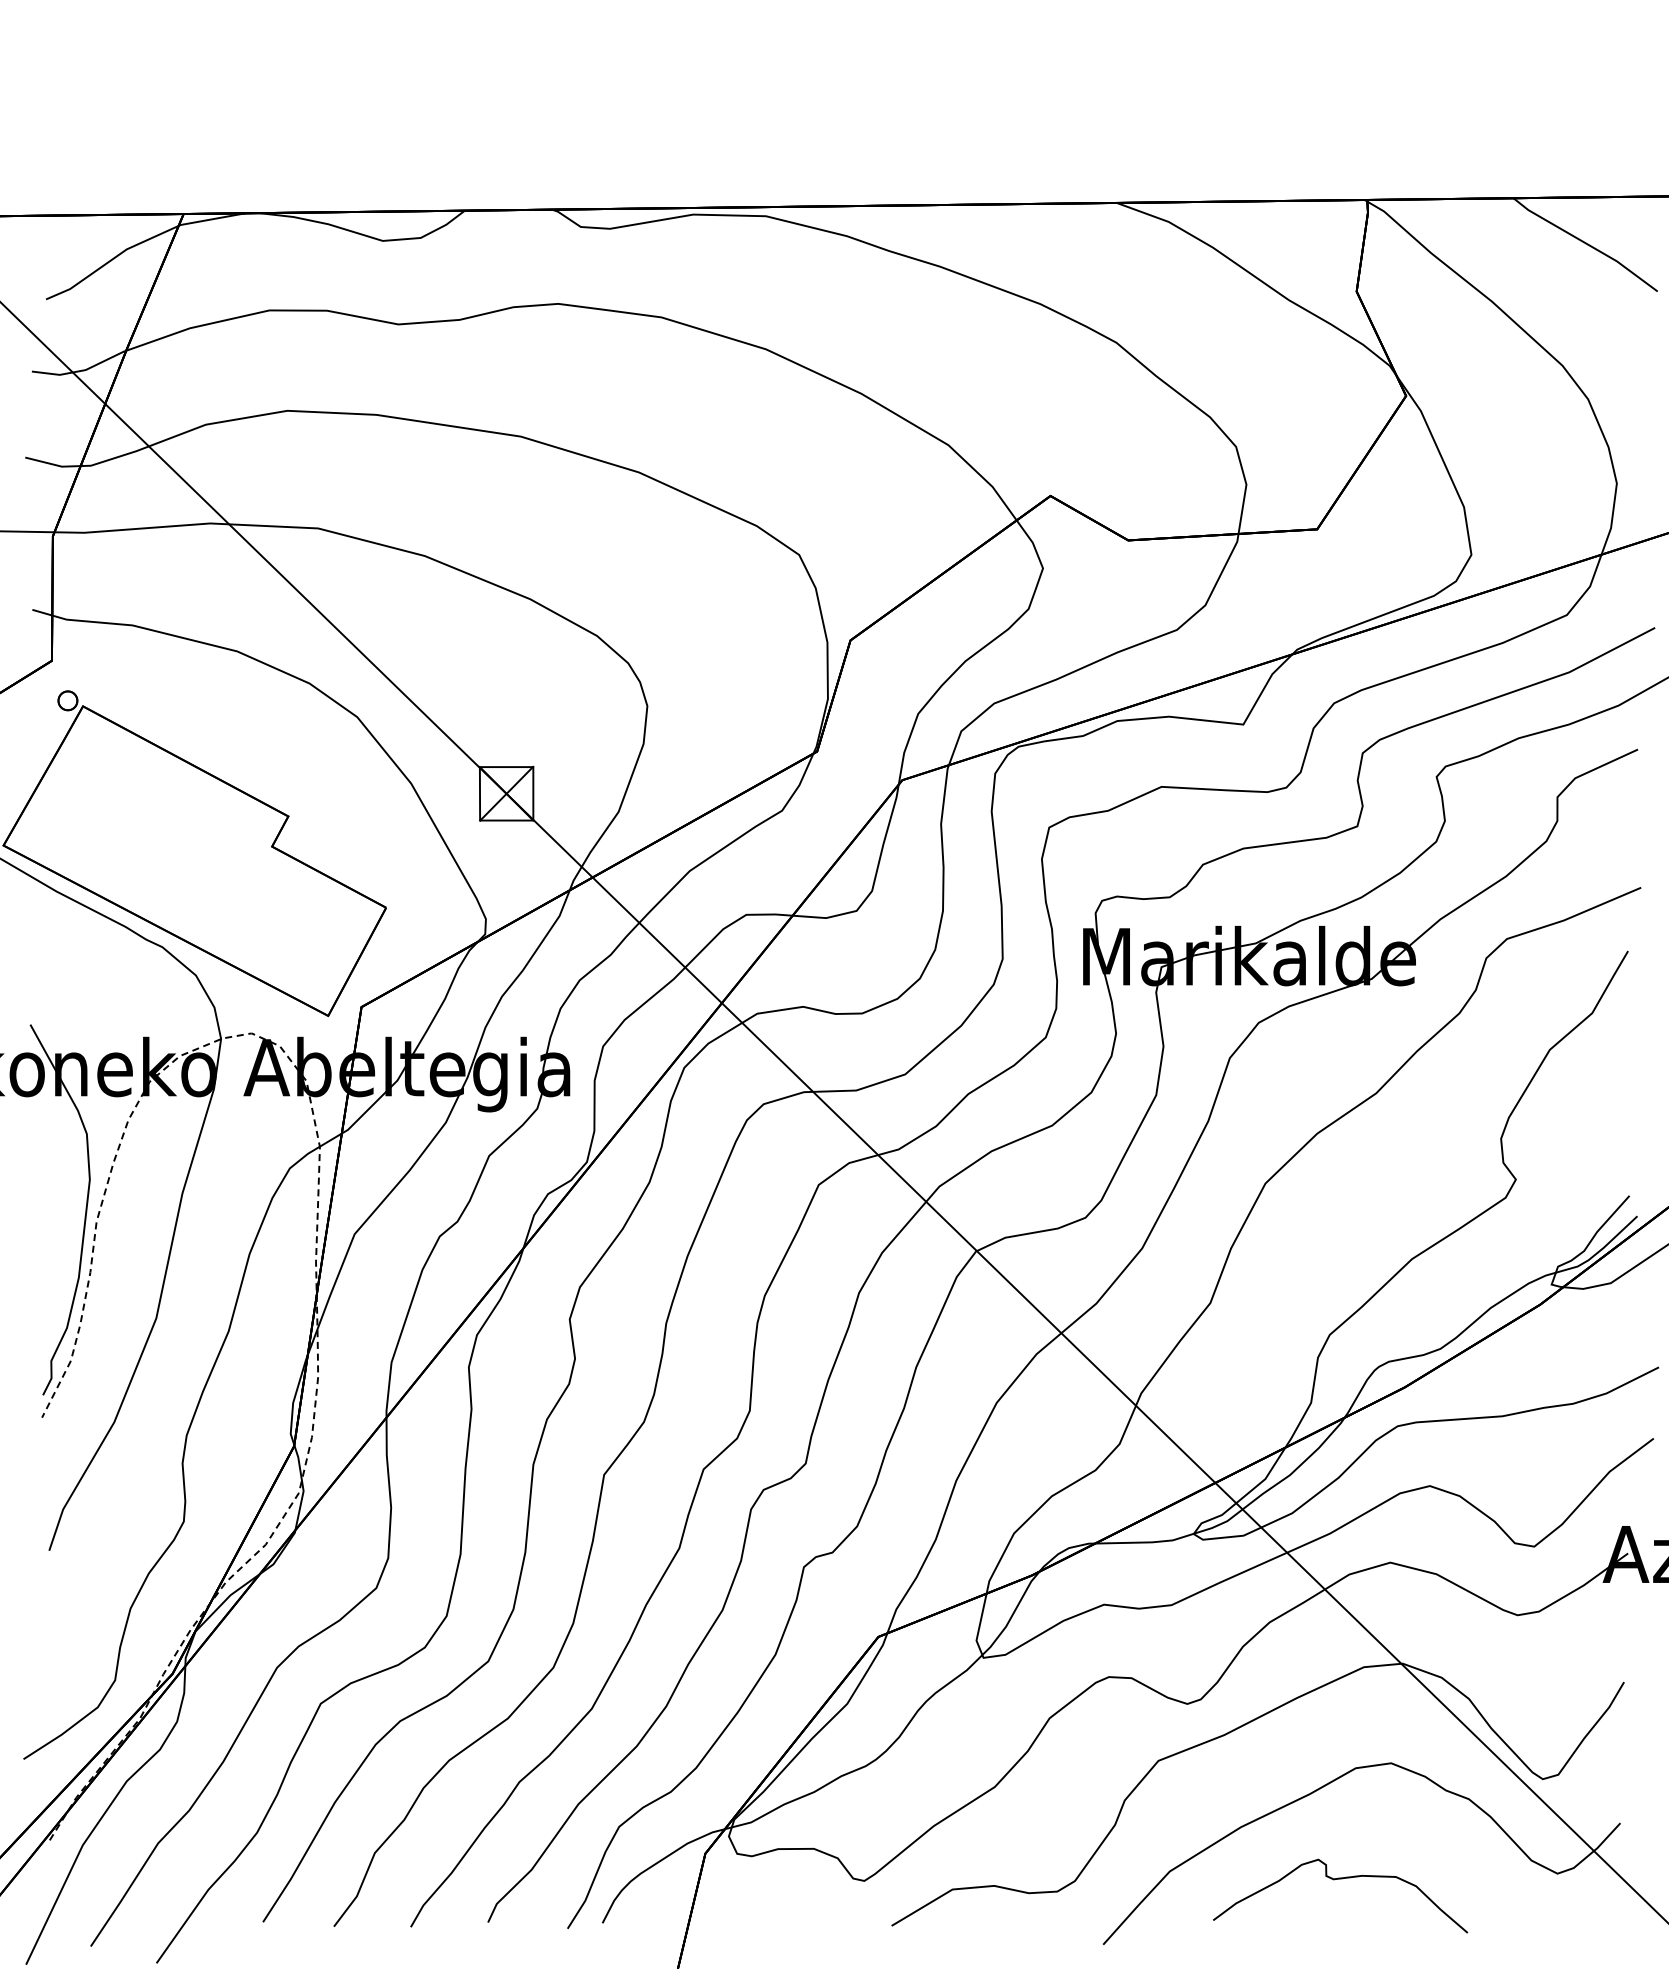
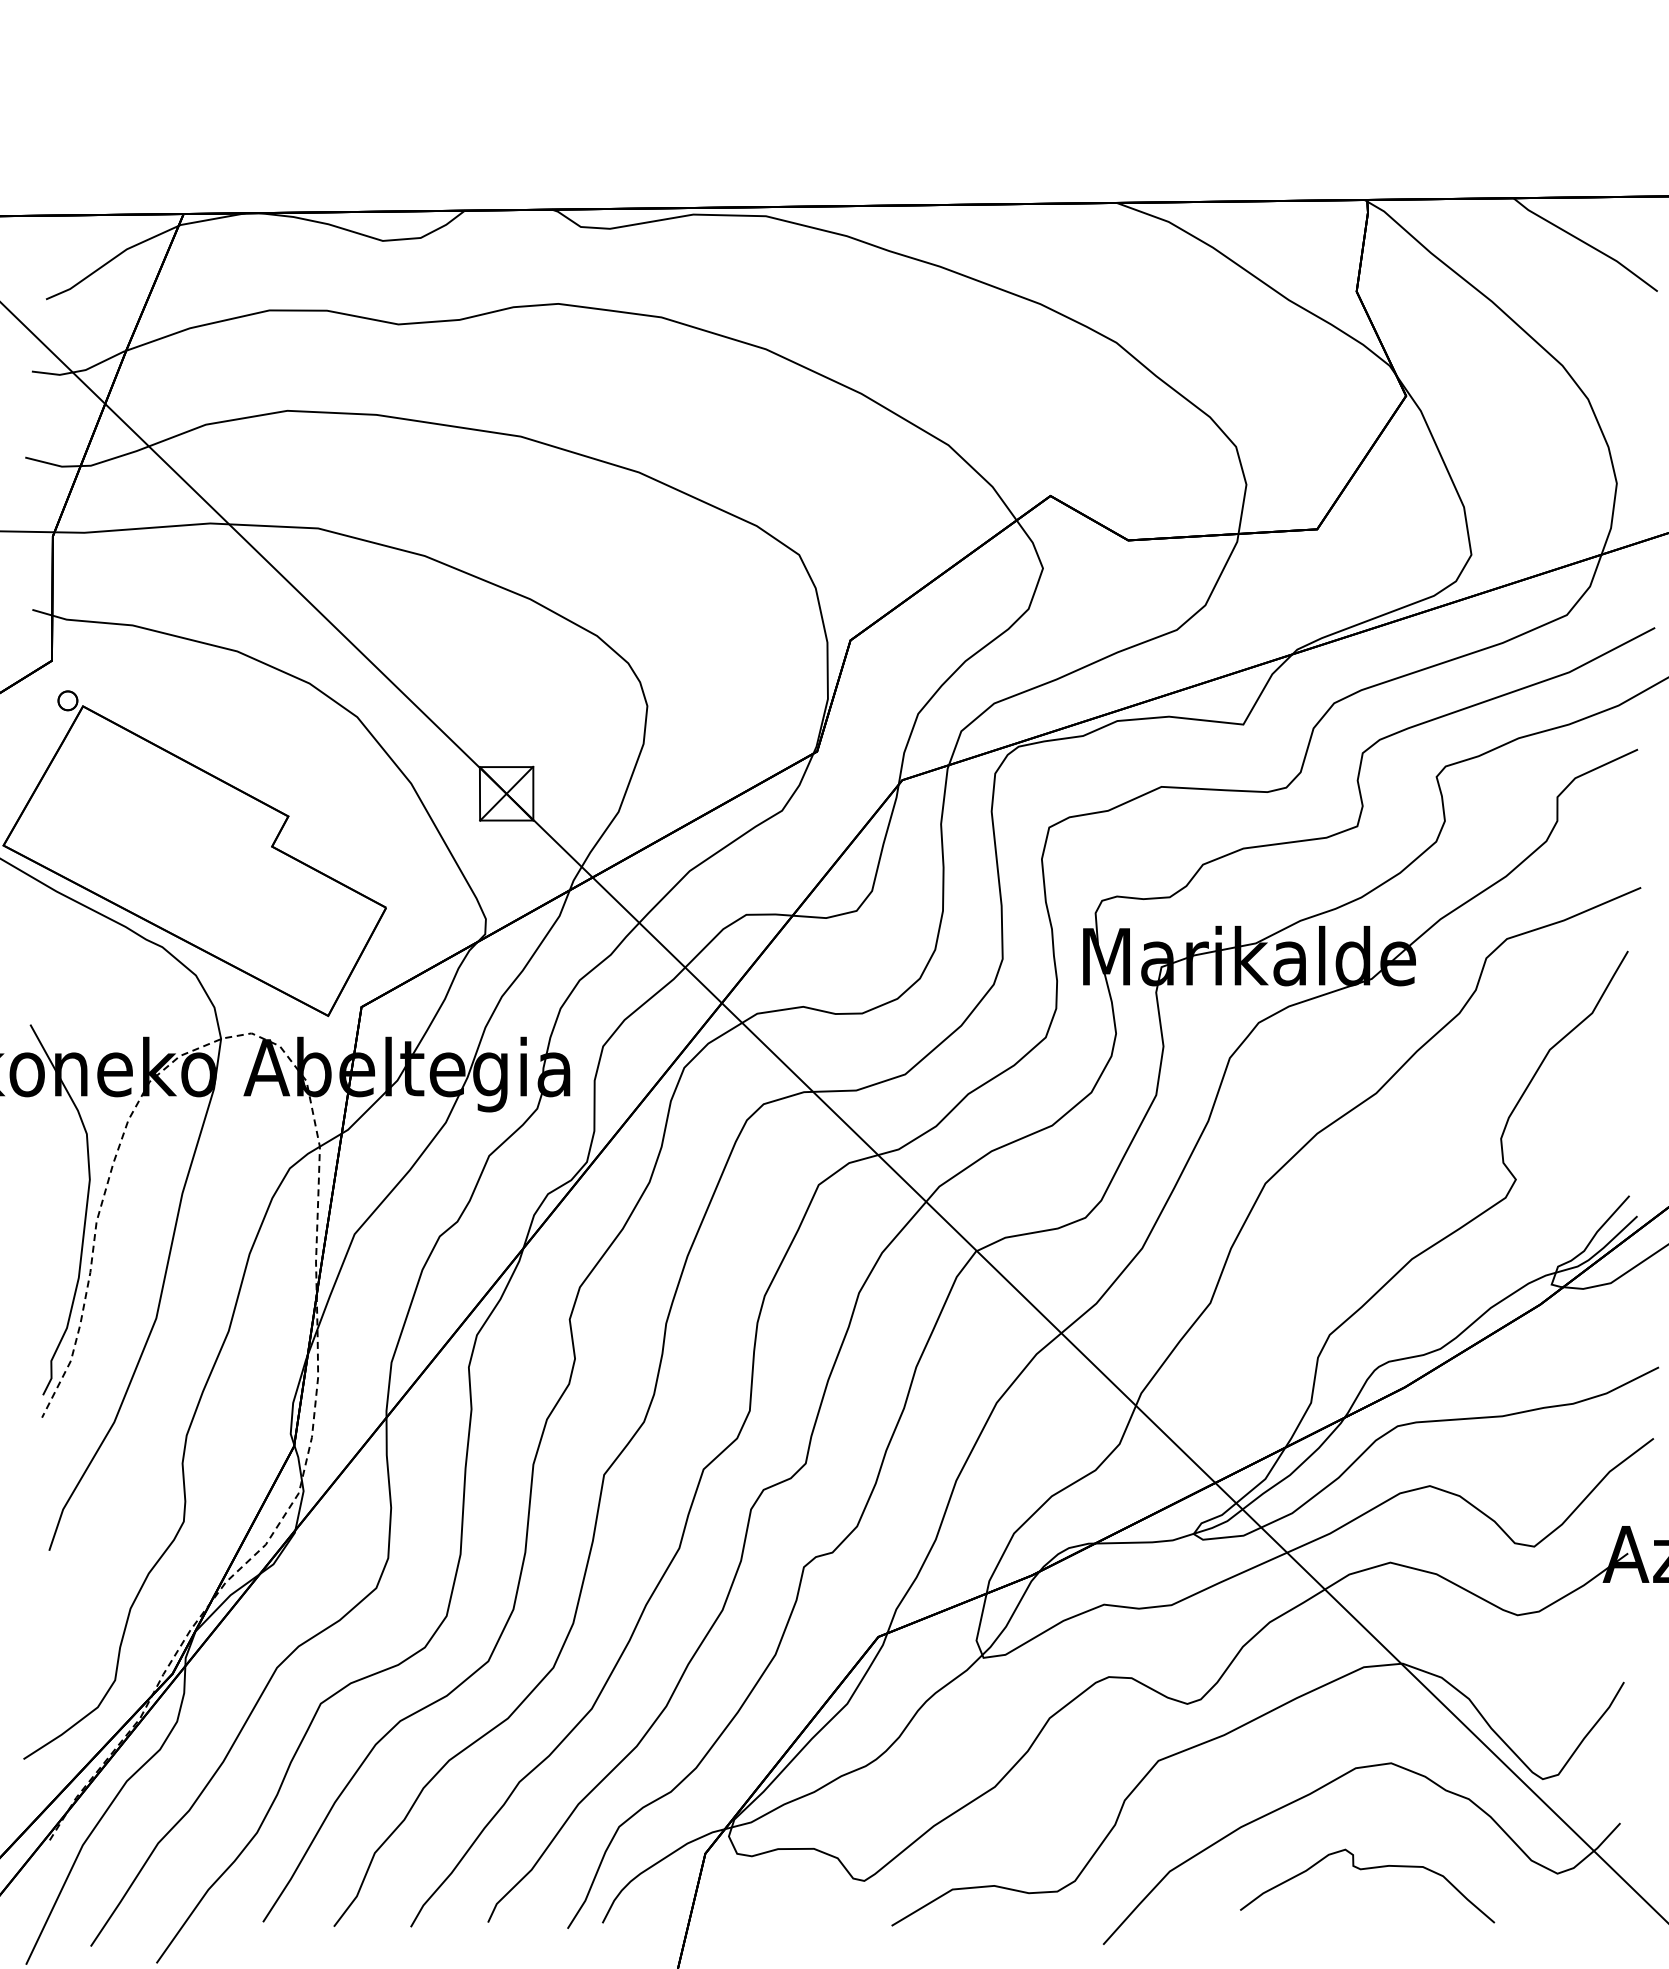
curve position: (1340, 1879) -> (1367, 1869) (1367, 1869)
